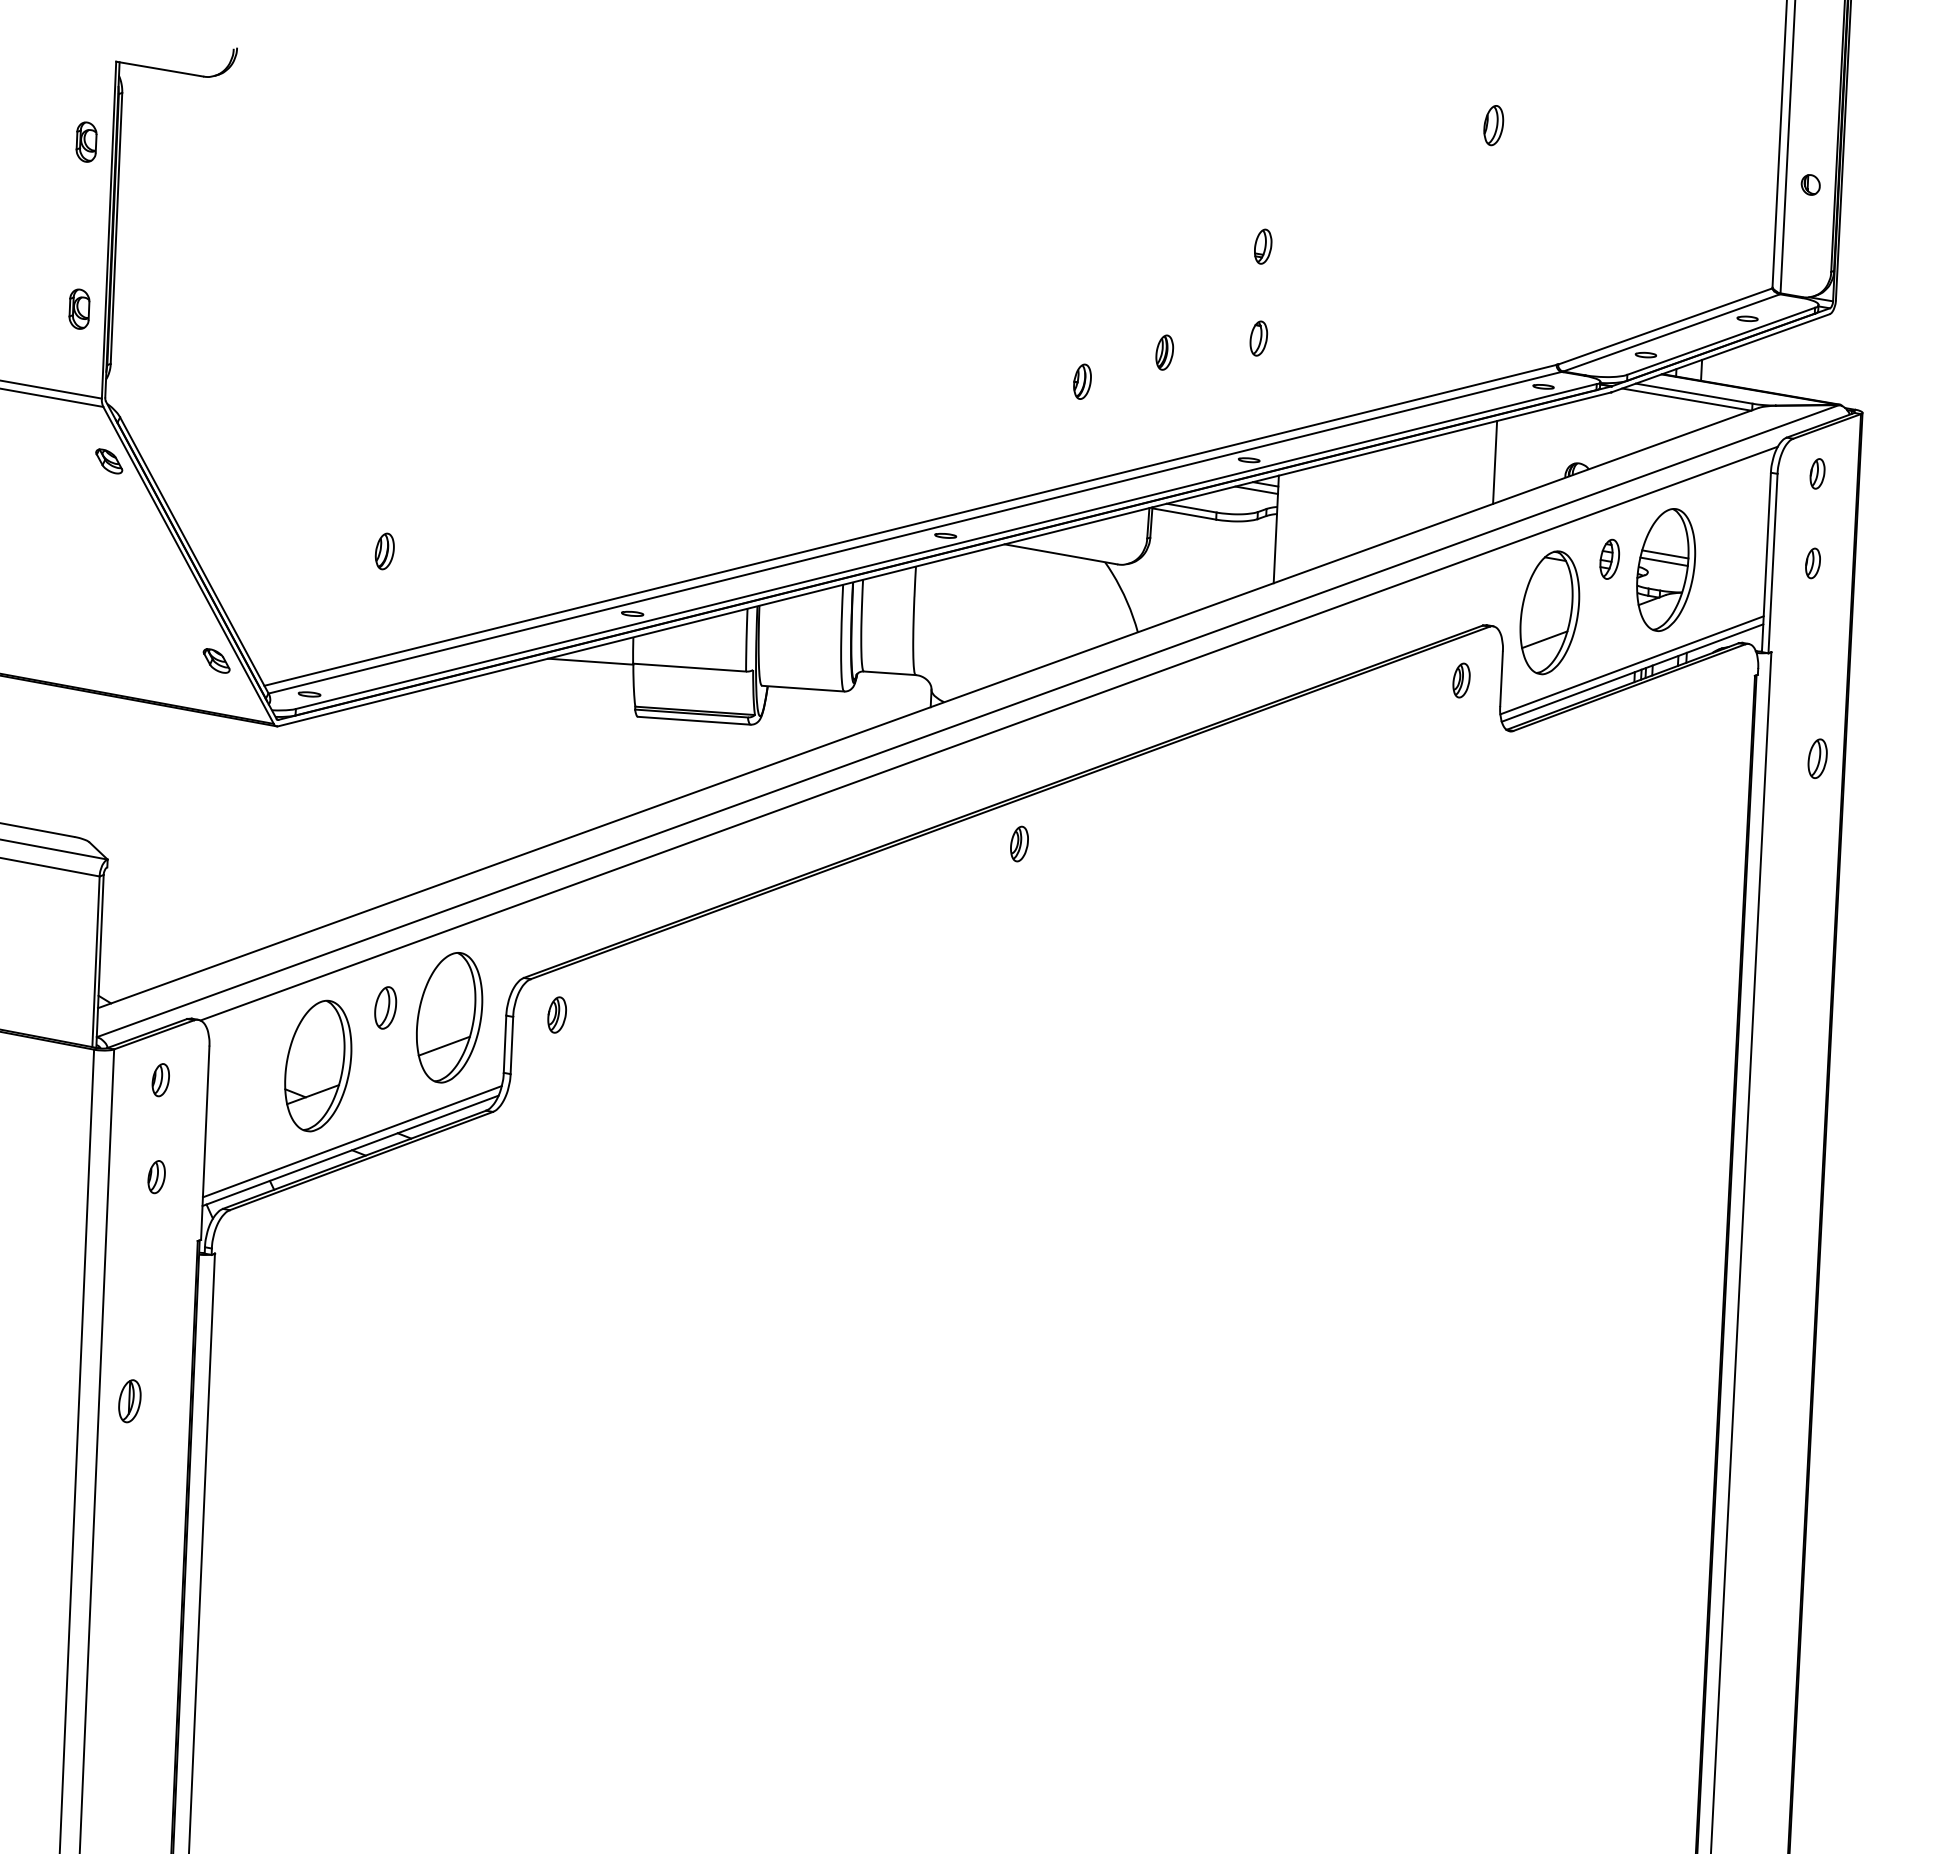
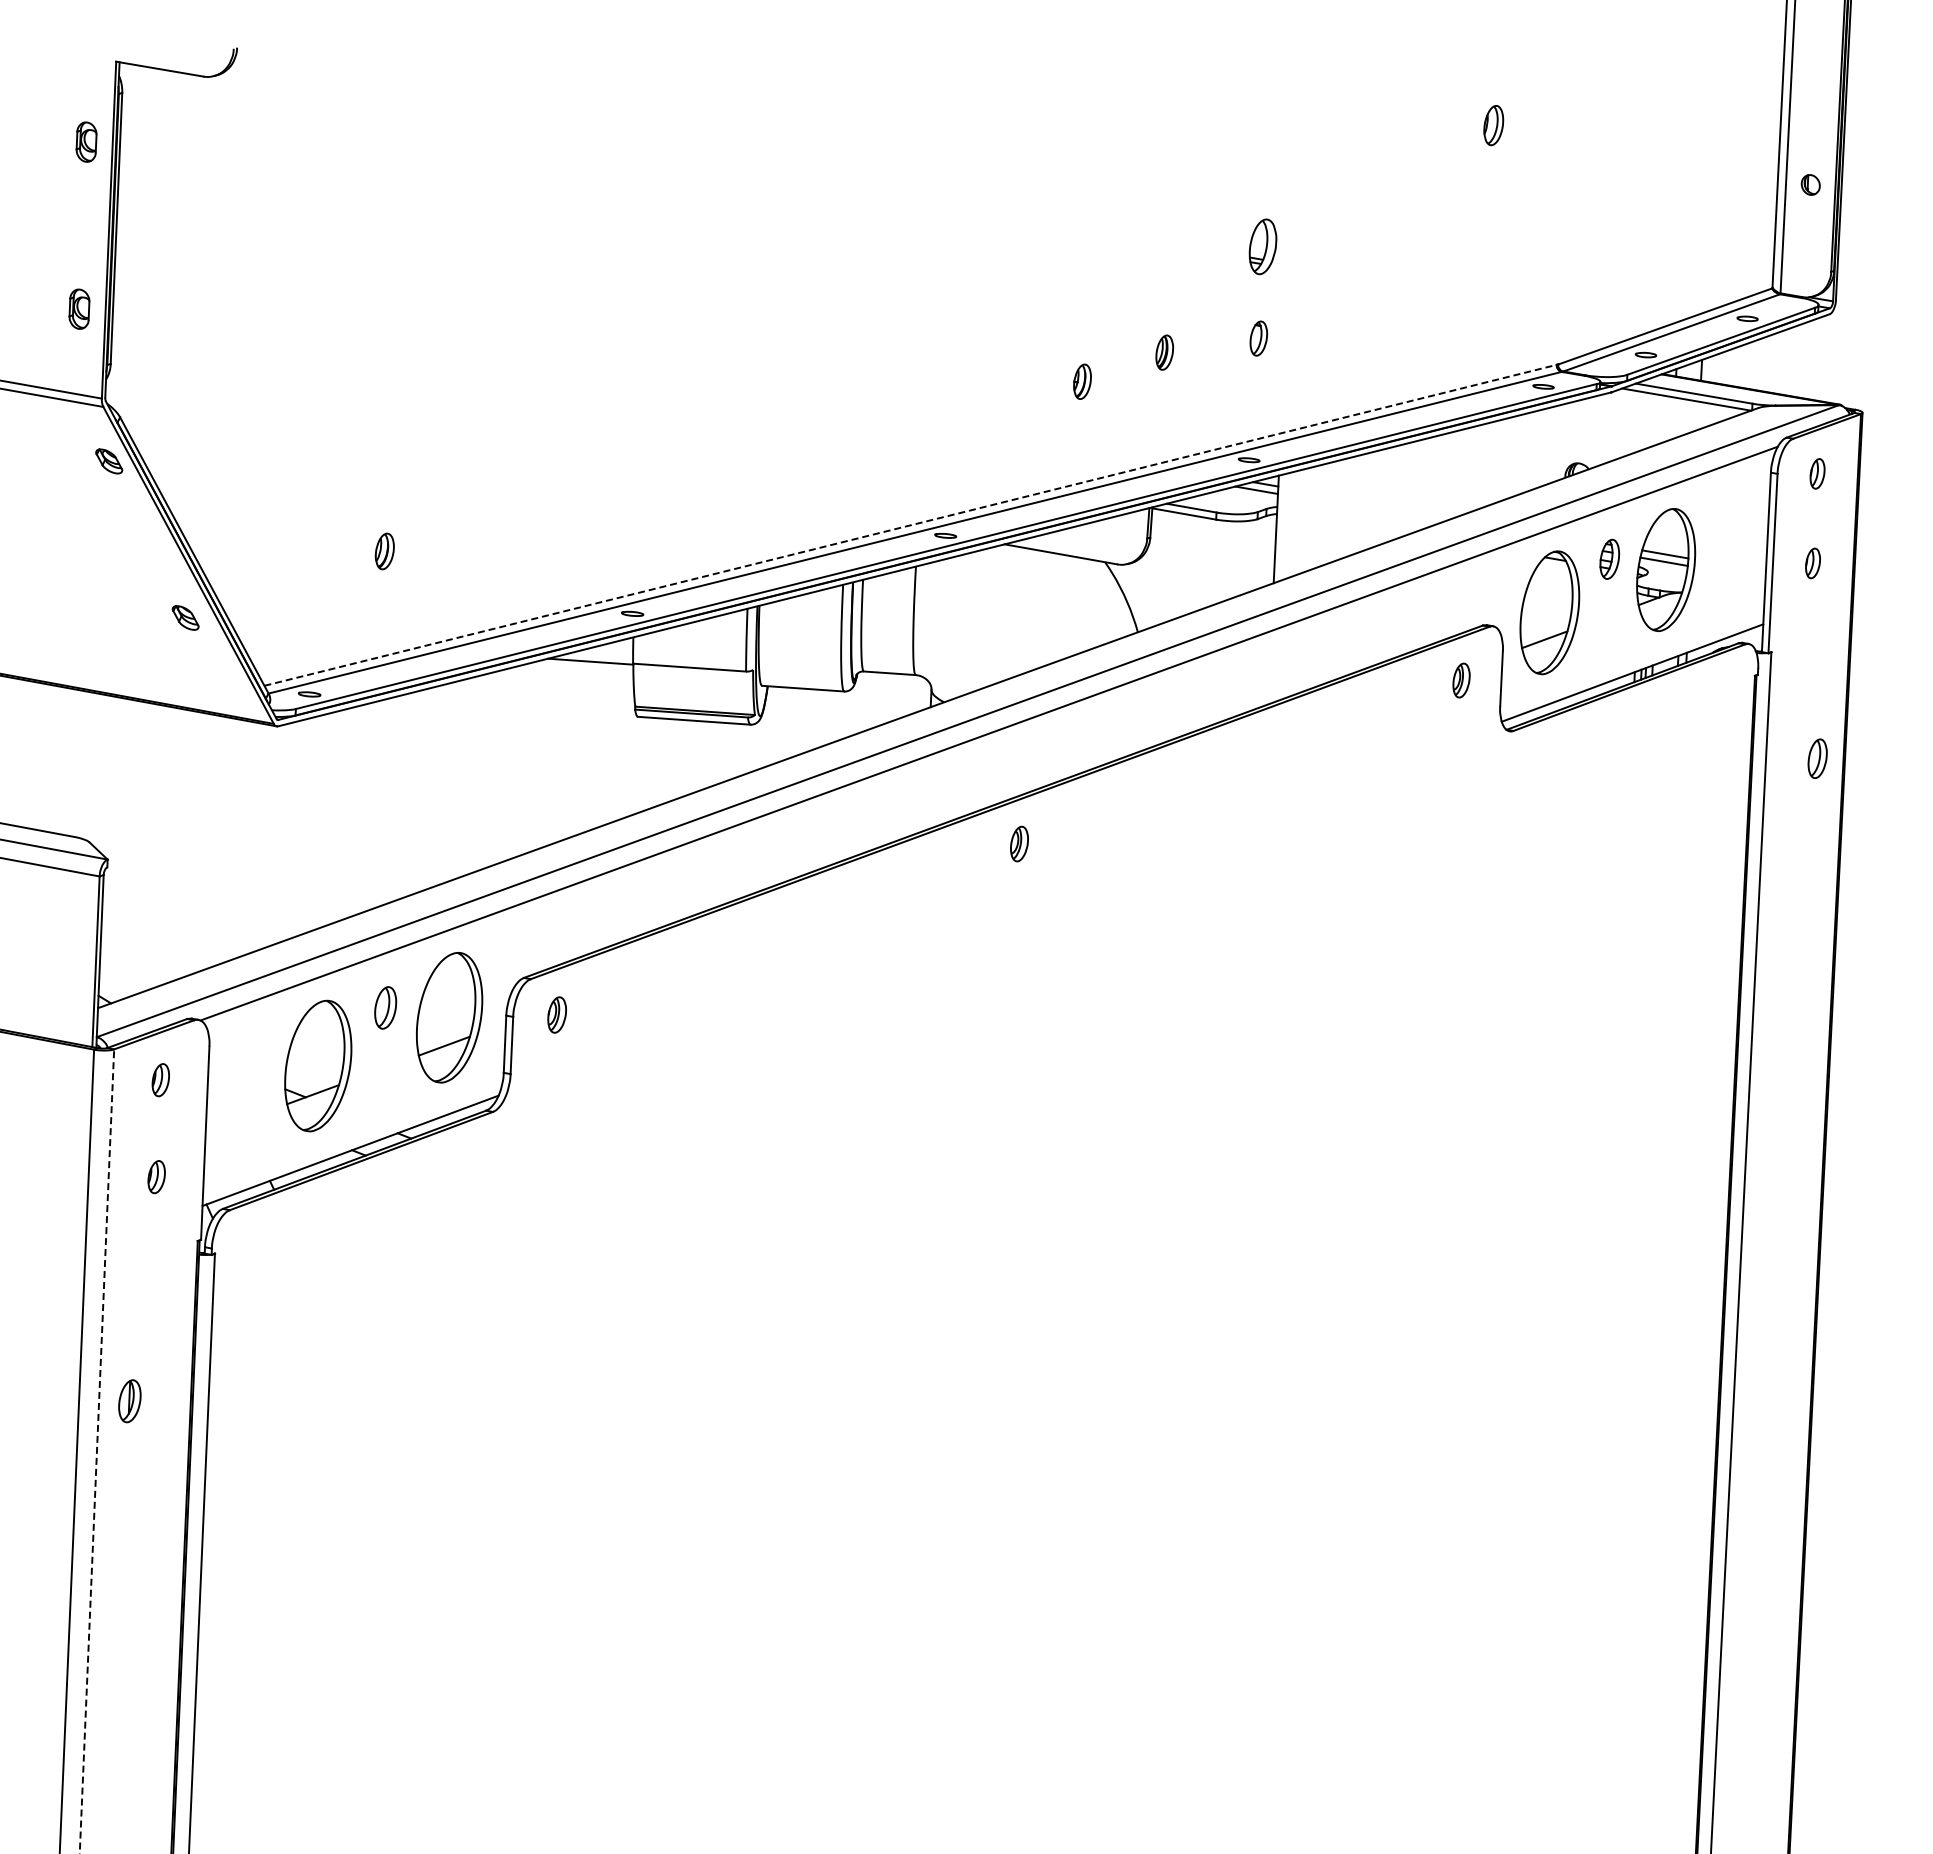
part size: 19x37 px -> 30x58 px (1262, 246)
line: present -> none (1495, 462)
line: solid -> dashed (910, 525)
part position: (216, 660) -> (185, 617) (185, 617)
line: present -> none (1631, 665)
line: present -> none (351, 1141)
line: solid -> dashed (96, 1451)
